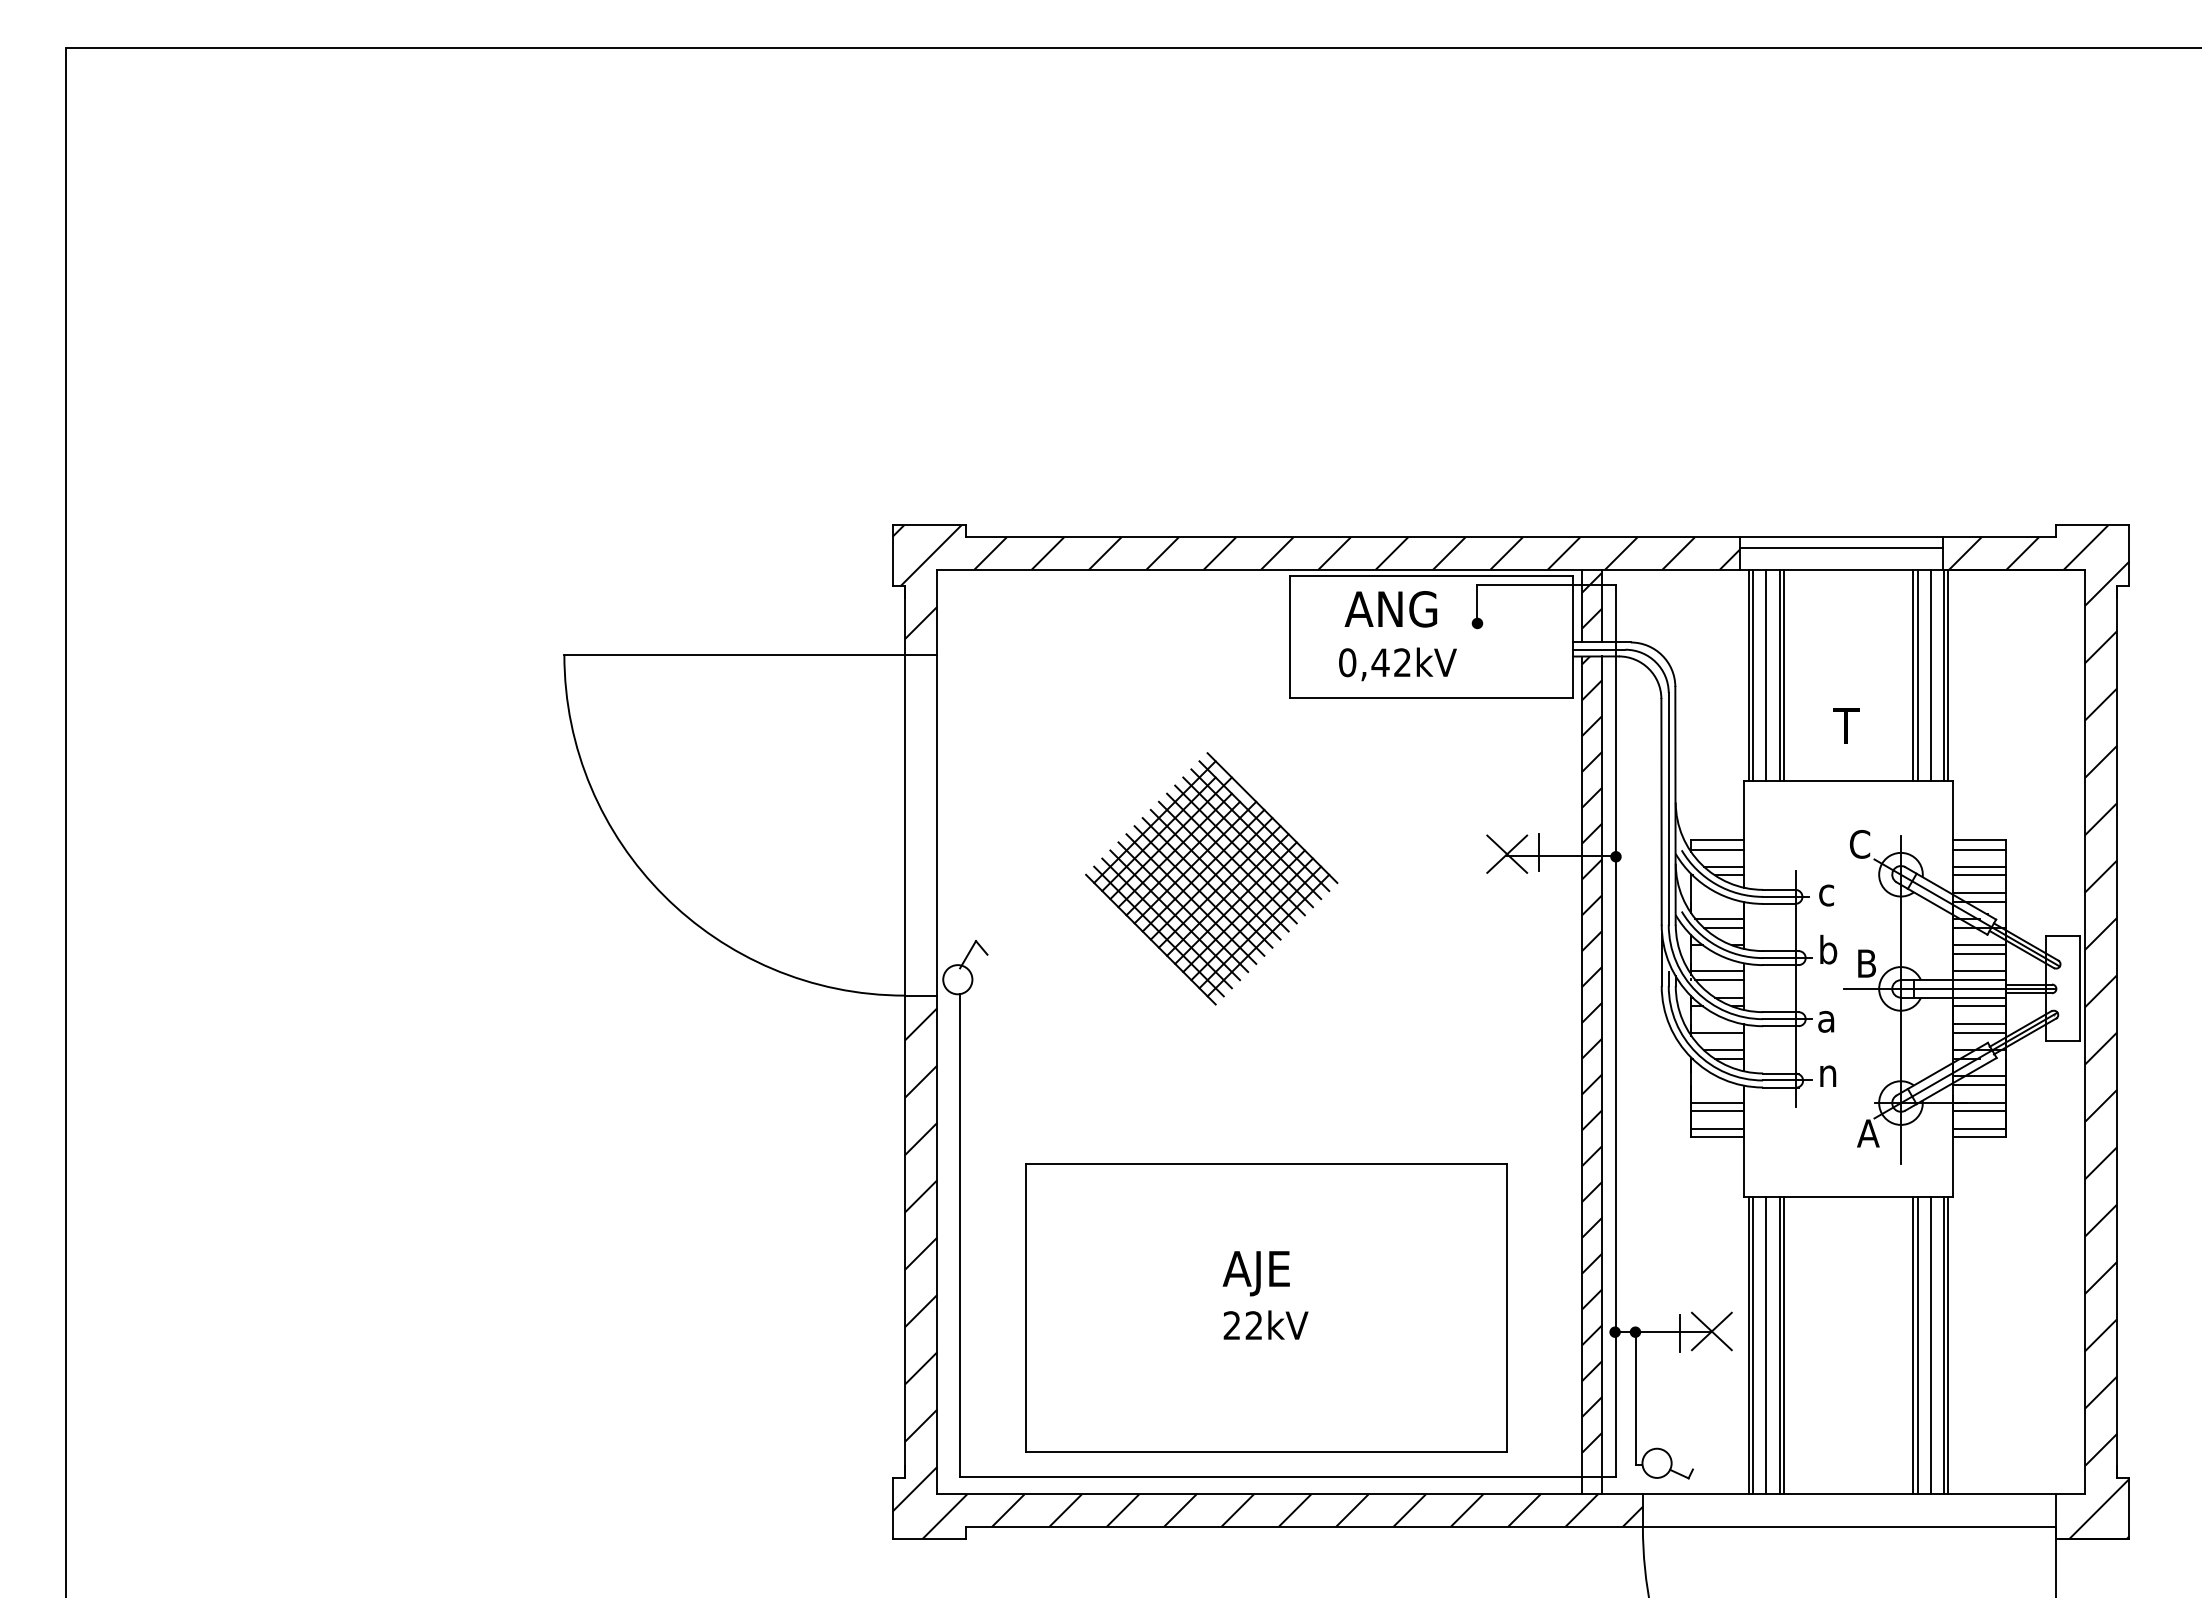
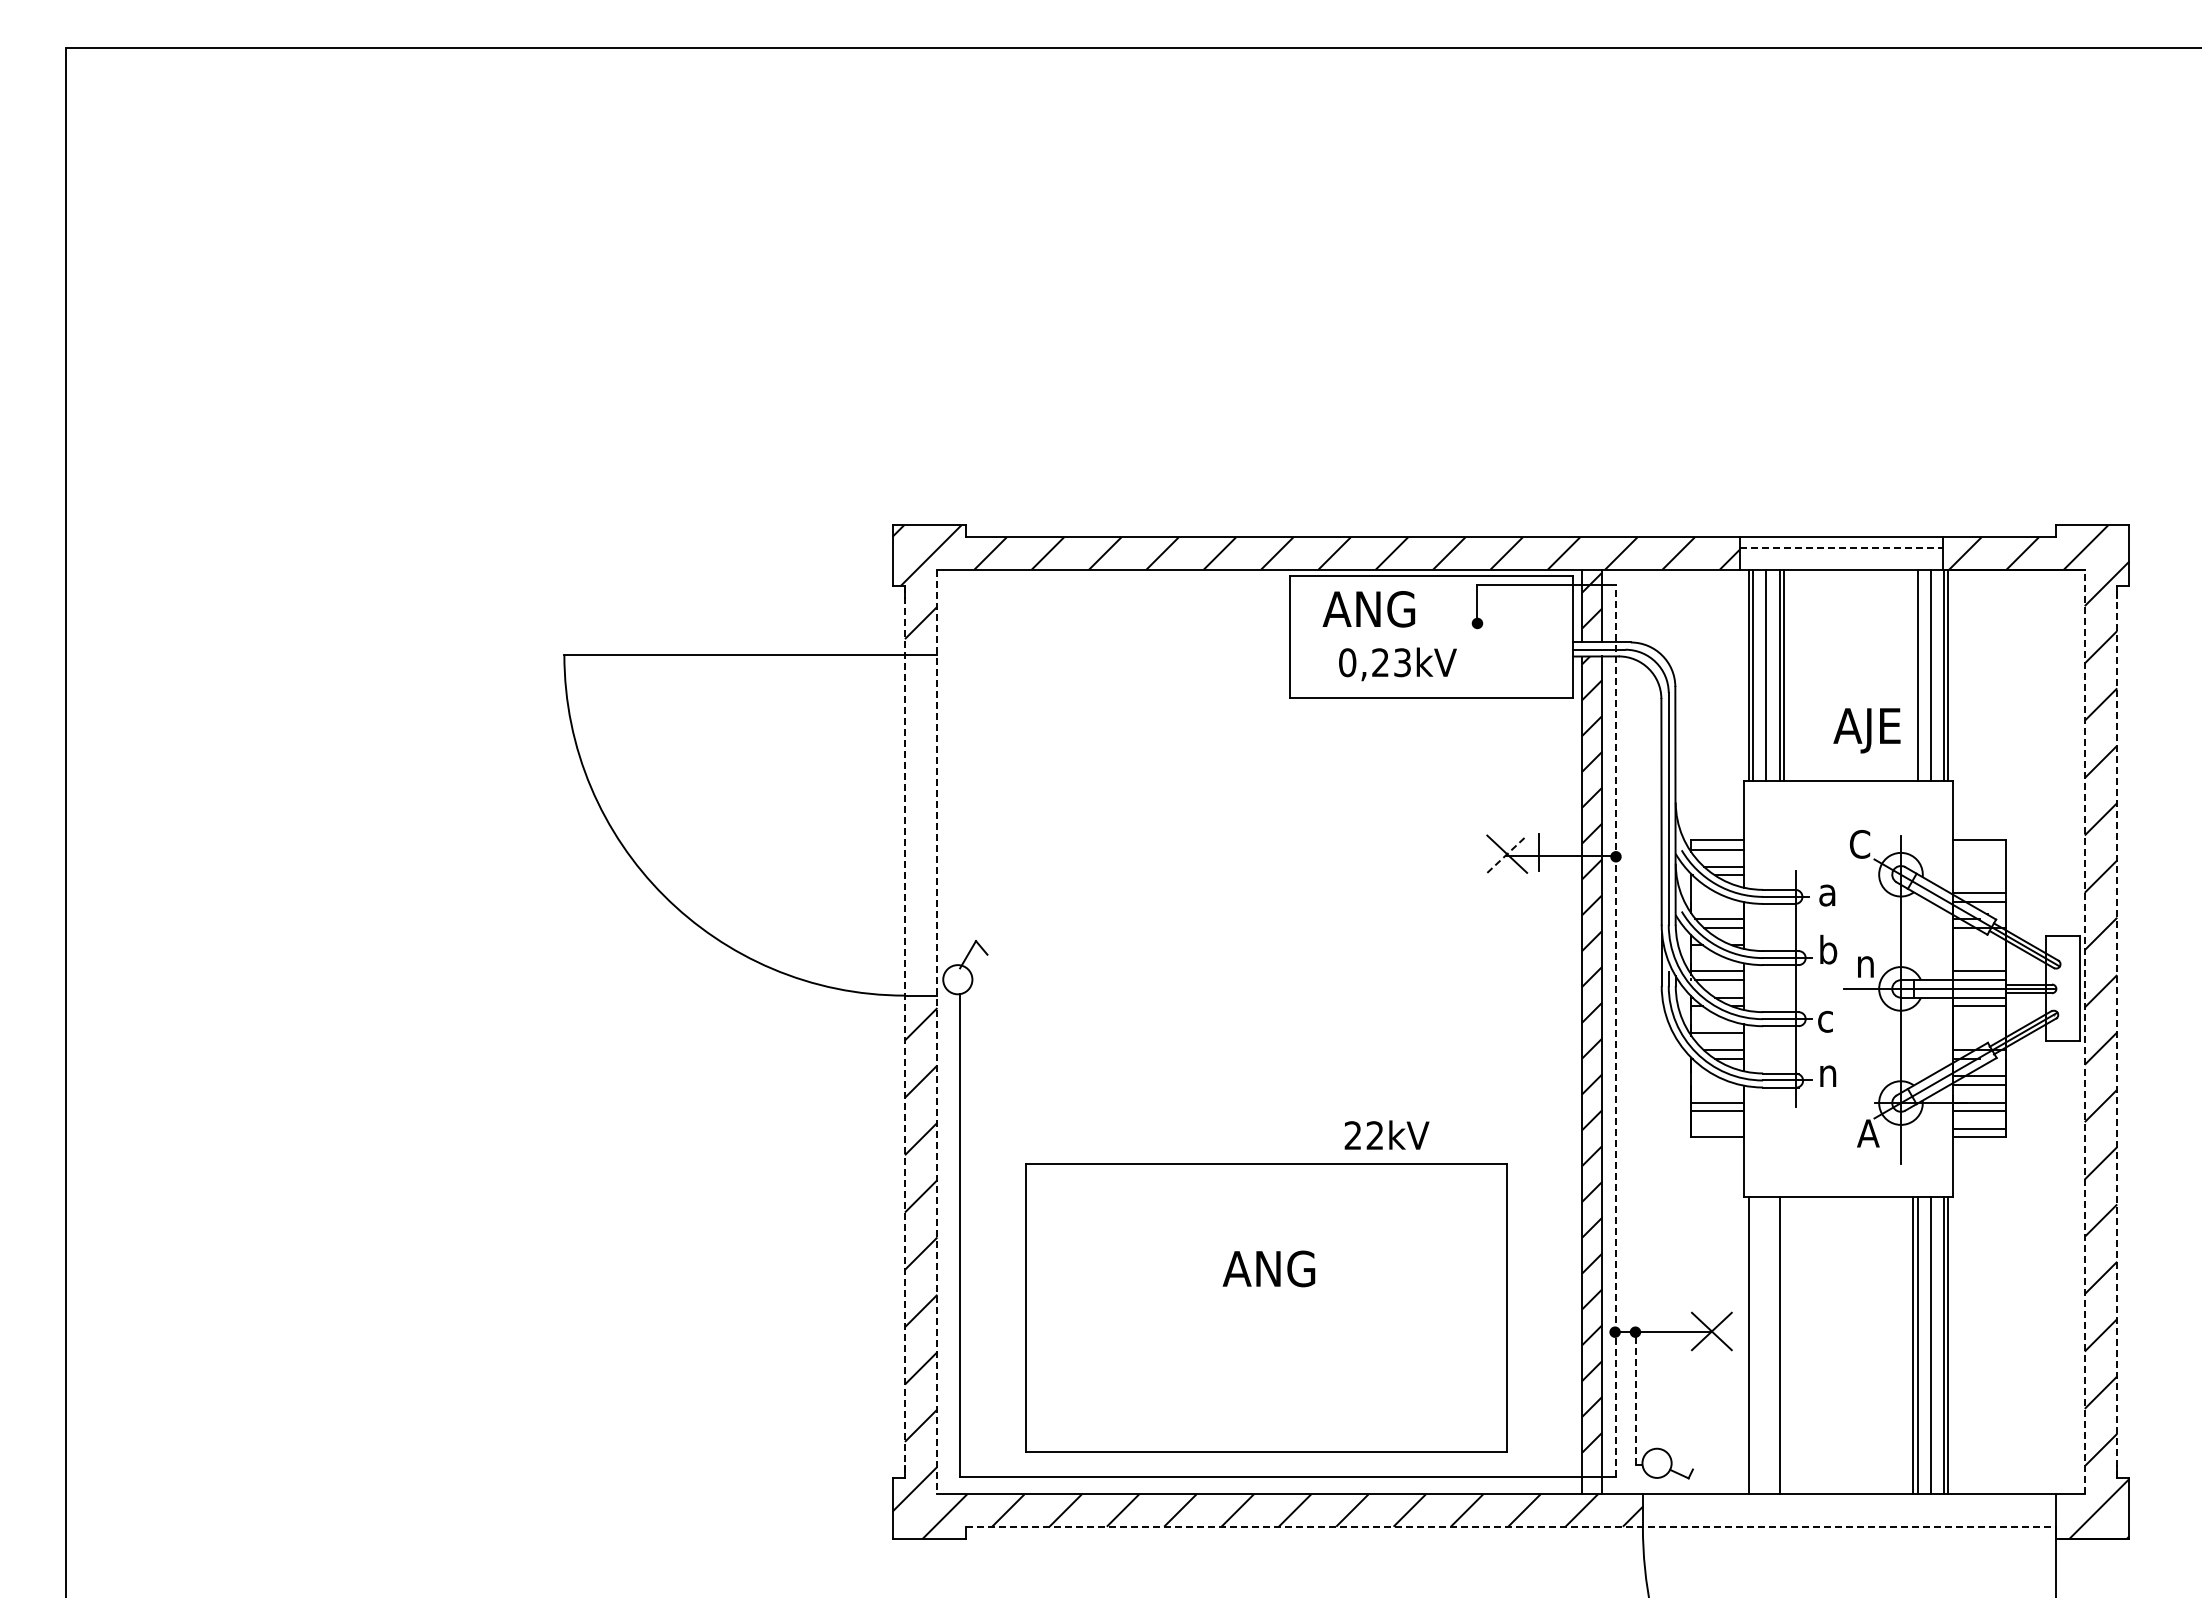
line: solid -> dashed (1842, 548)
text position: (1390, 609) -> (1368, 609) (1368, 609)
text: 0,42kV -> 0,23kV (1390, 662)
line: present -> none (1913, 675)
text: T -> AJE (1866, 730)
line: present -> none (1979, 850)
line: solid -> dashed (1507, 853)
line: present -> none (1979, 866)
line: present -> none (1979, 875)
part: present -> none (1211, 878)
text: c -> a (1827, 895)
line: present -> none (1979, 945)
line: present -> none (1979, 953)
text: B -> n (1866, 963)
text: a -> c (1826, 1021)
line: present -> none (1979, 1023)
line: solid -> dashed (1615, 1030)
line: solid -> dashed (2084, 1031)
line: solid -> dashed (2117, 1031)
line: solid -> dashed (904, 1032)
line: solid -> dashed (937, 1032)
line: present -> none (1979, 1032)
line: present -> none (1717, 1128)
text: AJE -> ANG (1282, 1273)
text position: (1265, 1324) -> (1386, 1134) (1386, 1134)
line: present -> none (1679, 1333)
line: present -> none (1753, 1345)
line: present -> none (1766, 1345)
line: present -> none (1783, 1345)
line: solid -> dashed (1636, 1398)
line: solid -> dashed (1511, 1526)
